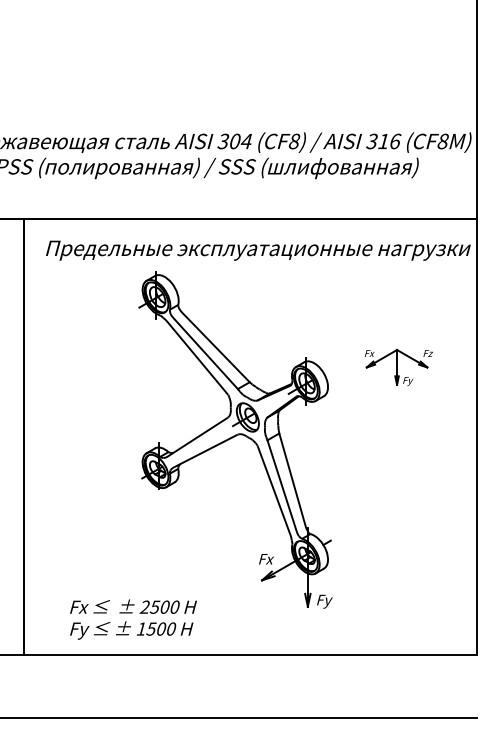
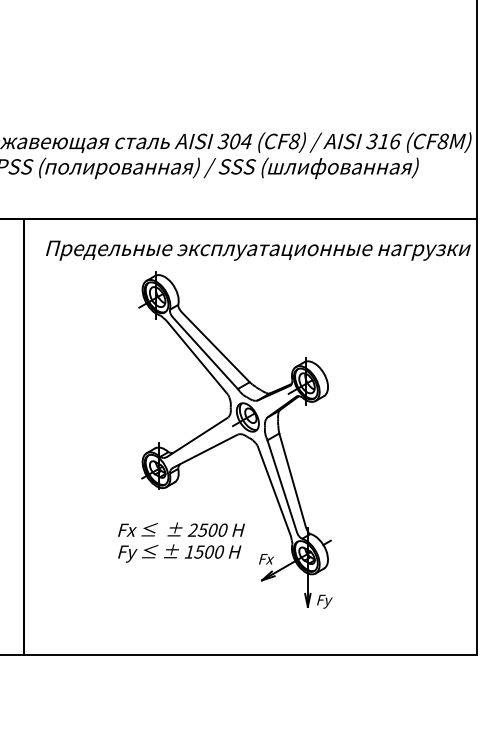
part: present -> none (398, 367)
text position: (133, 619) -> (181, 542) (181, 542)
line: present -> none (239, 717)
